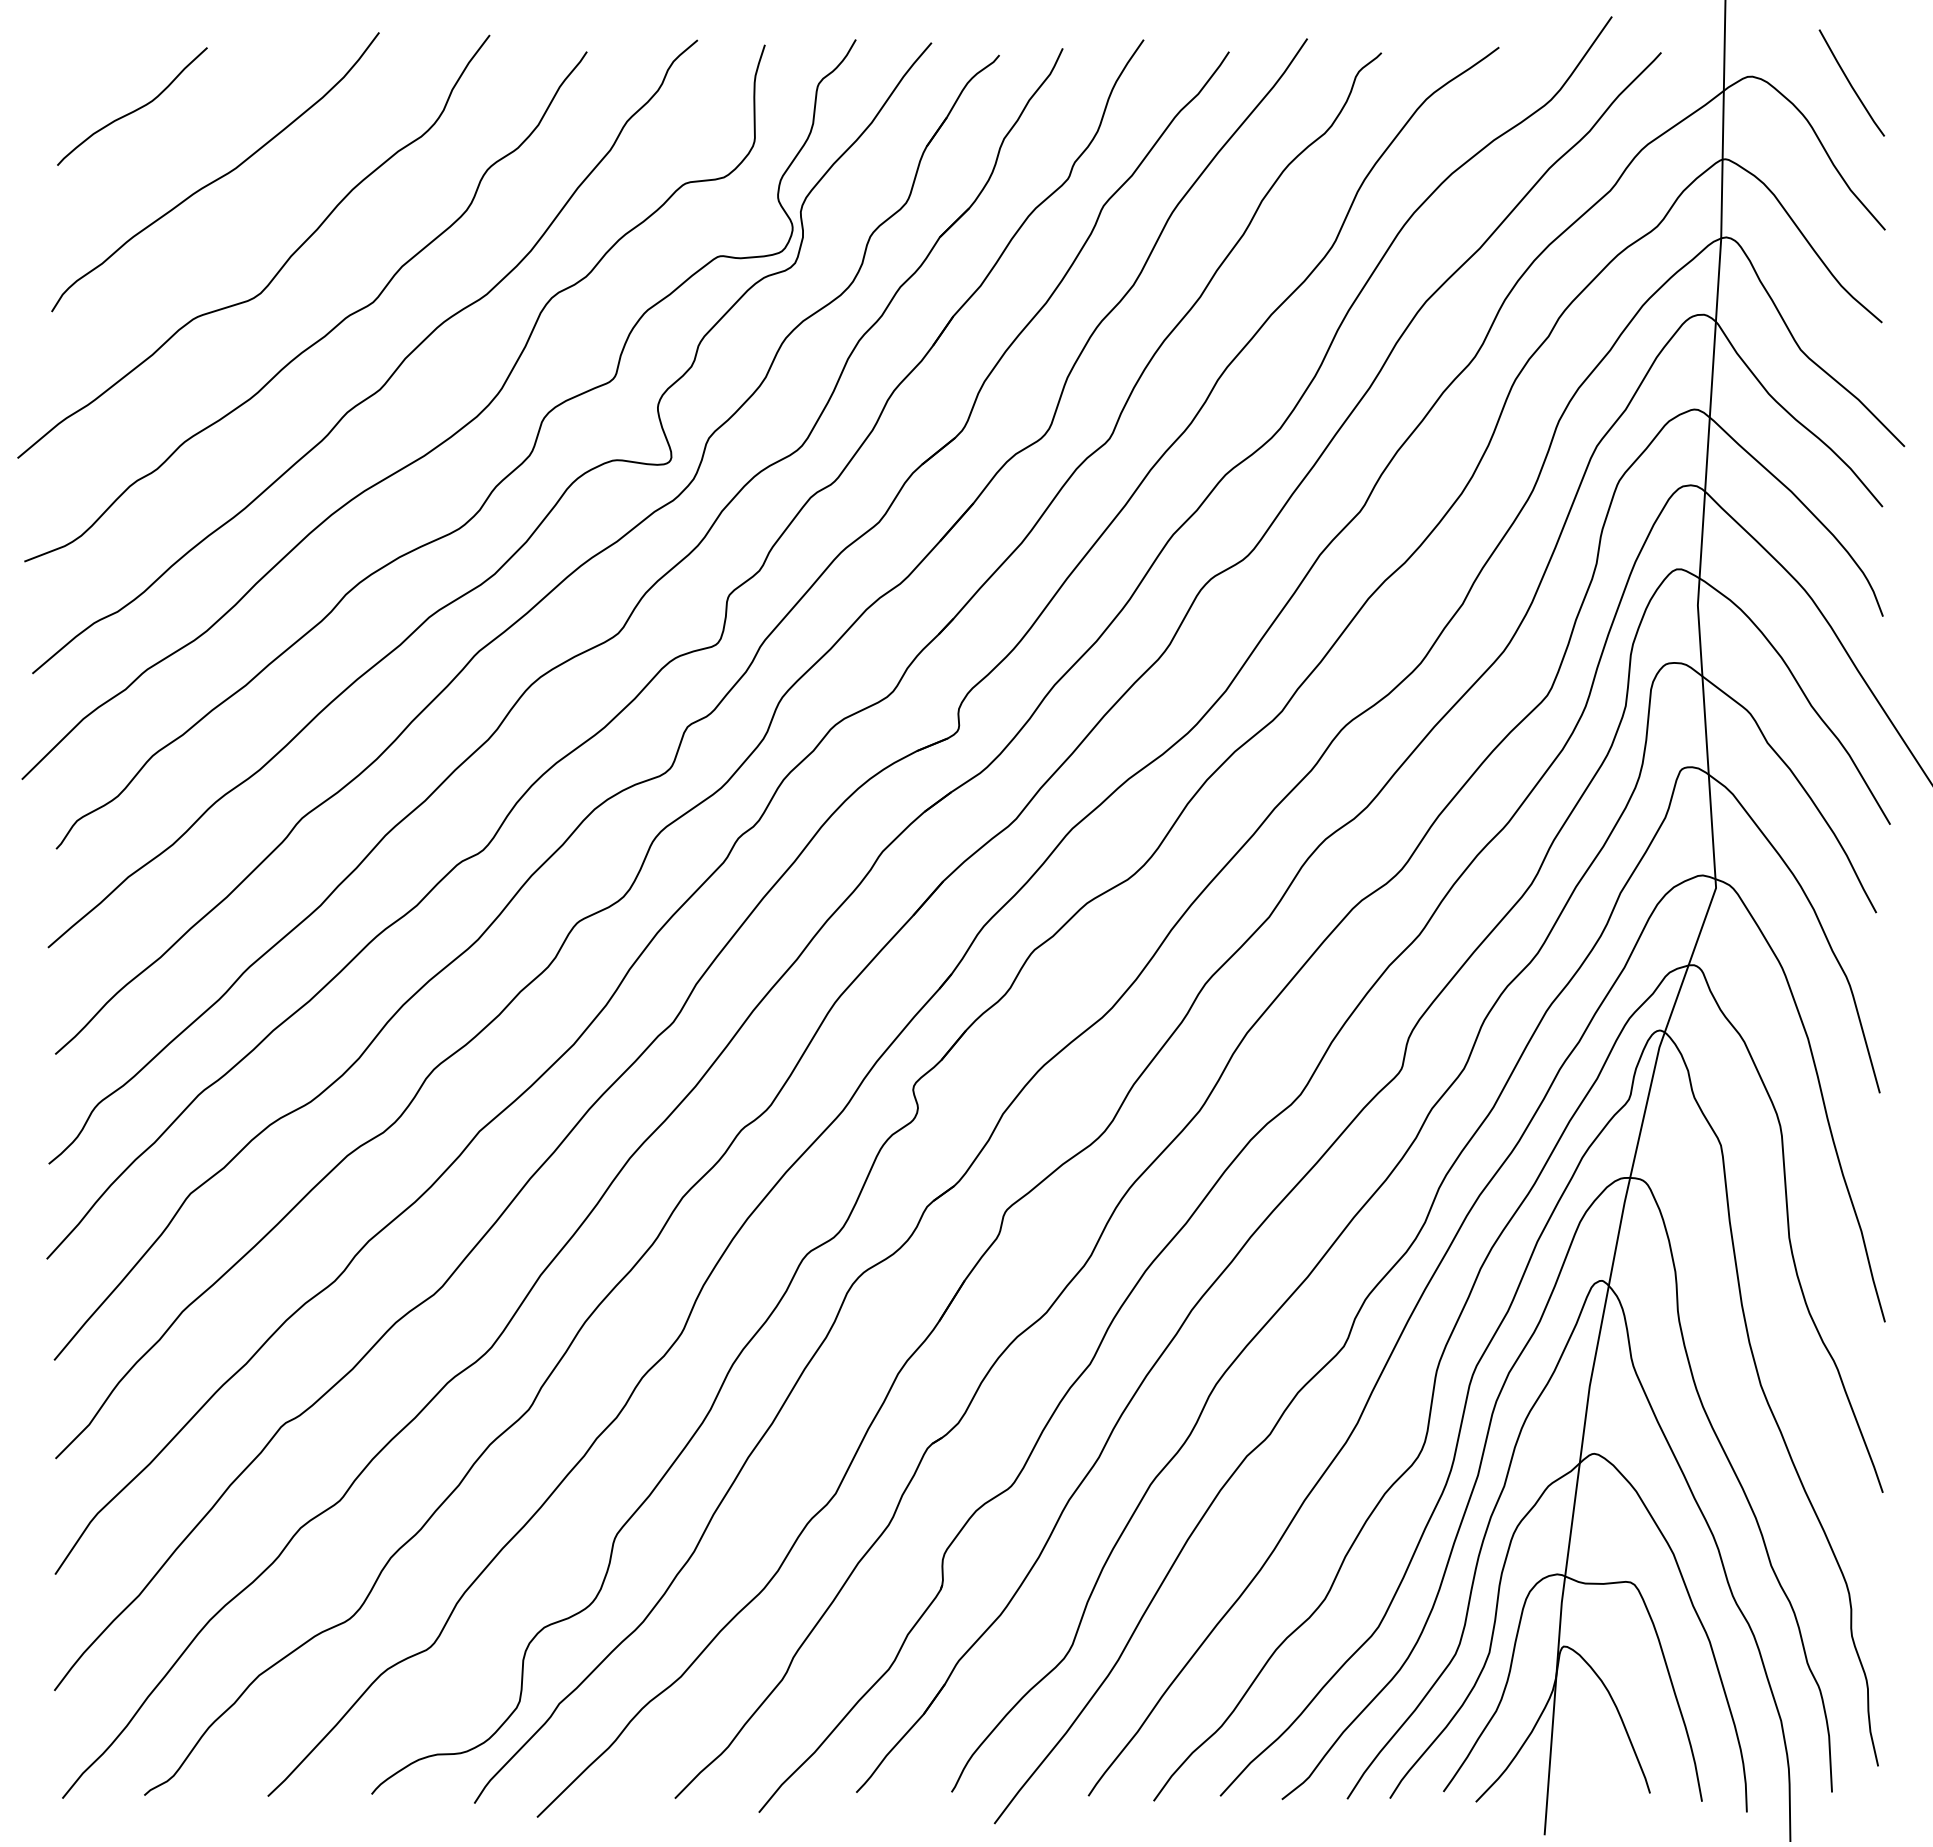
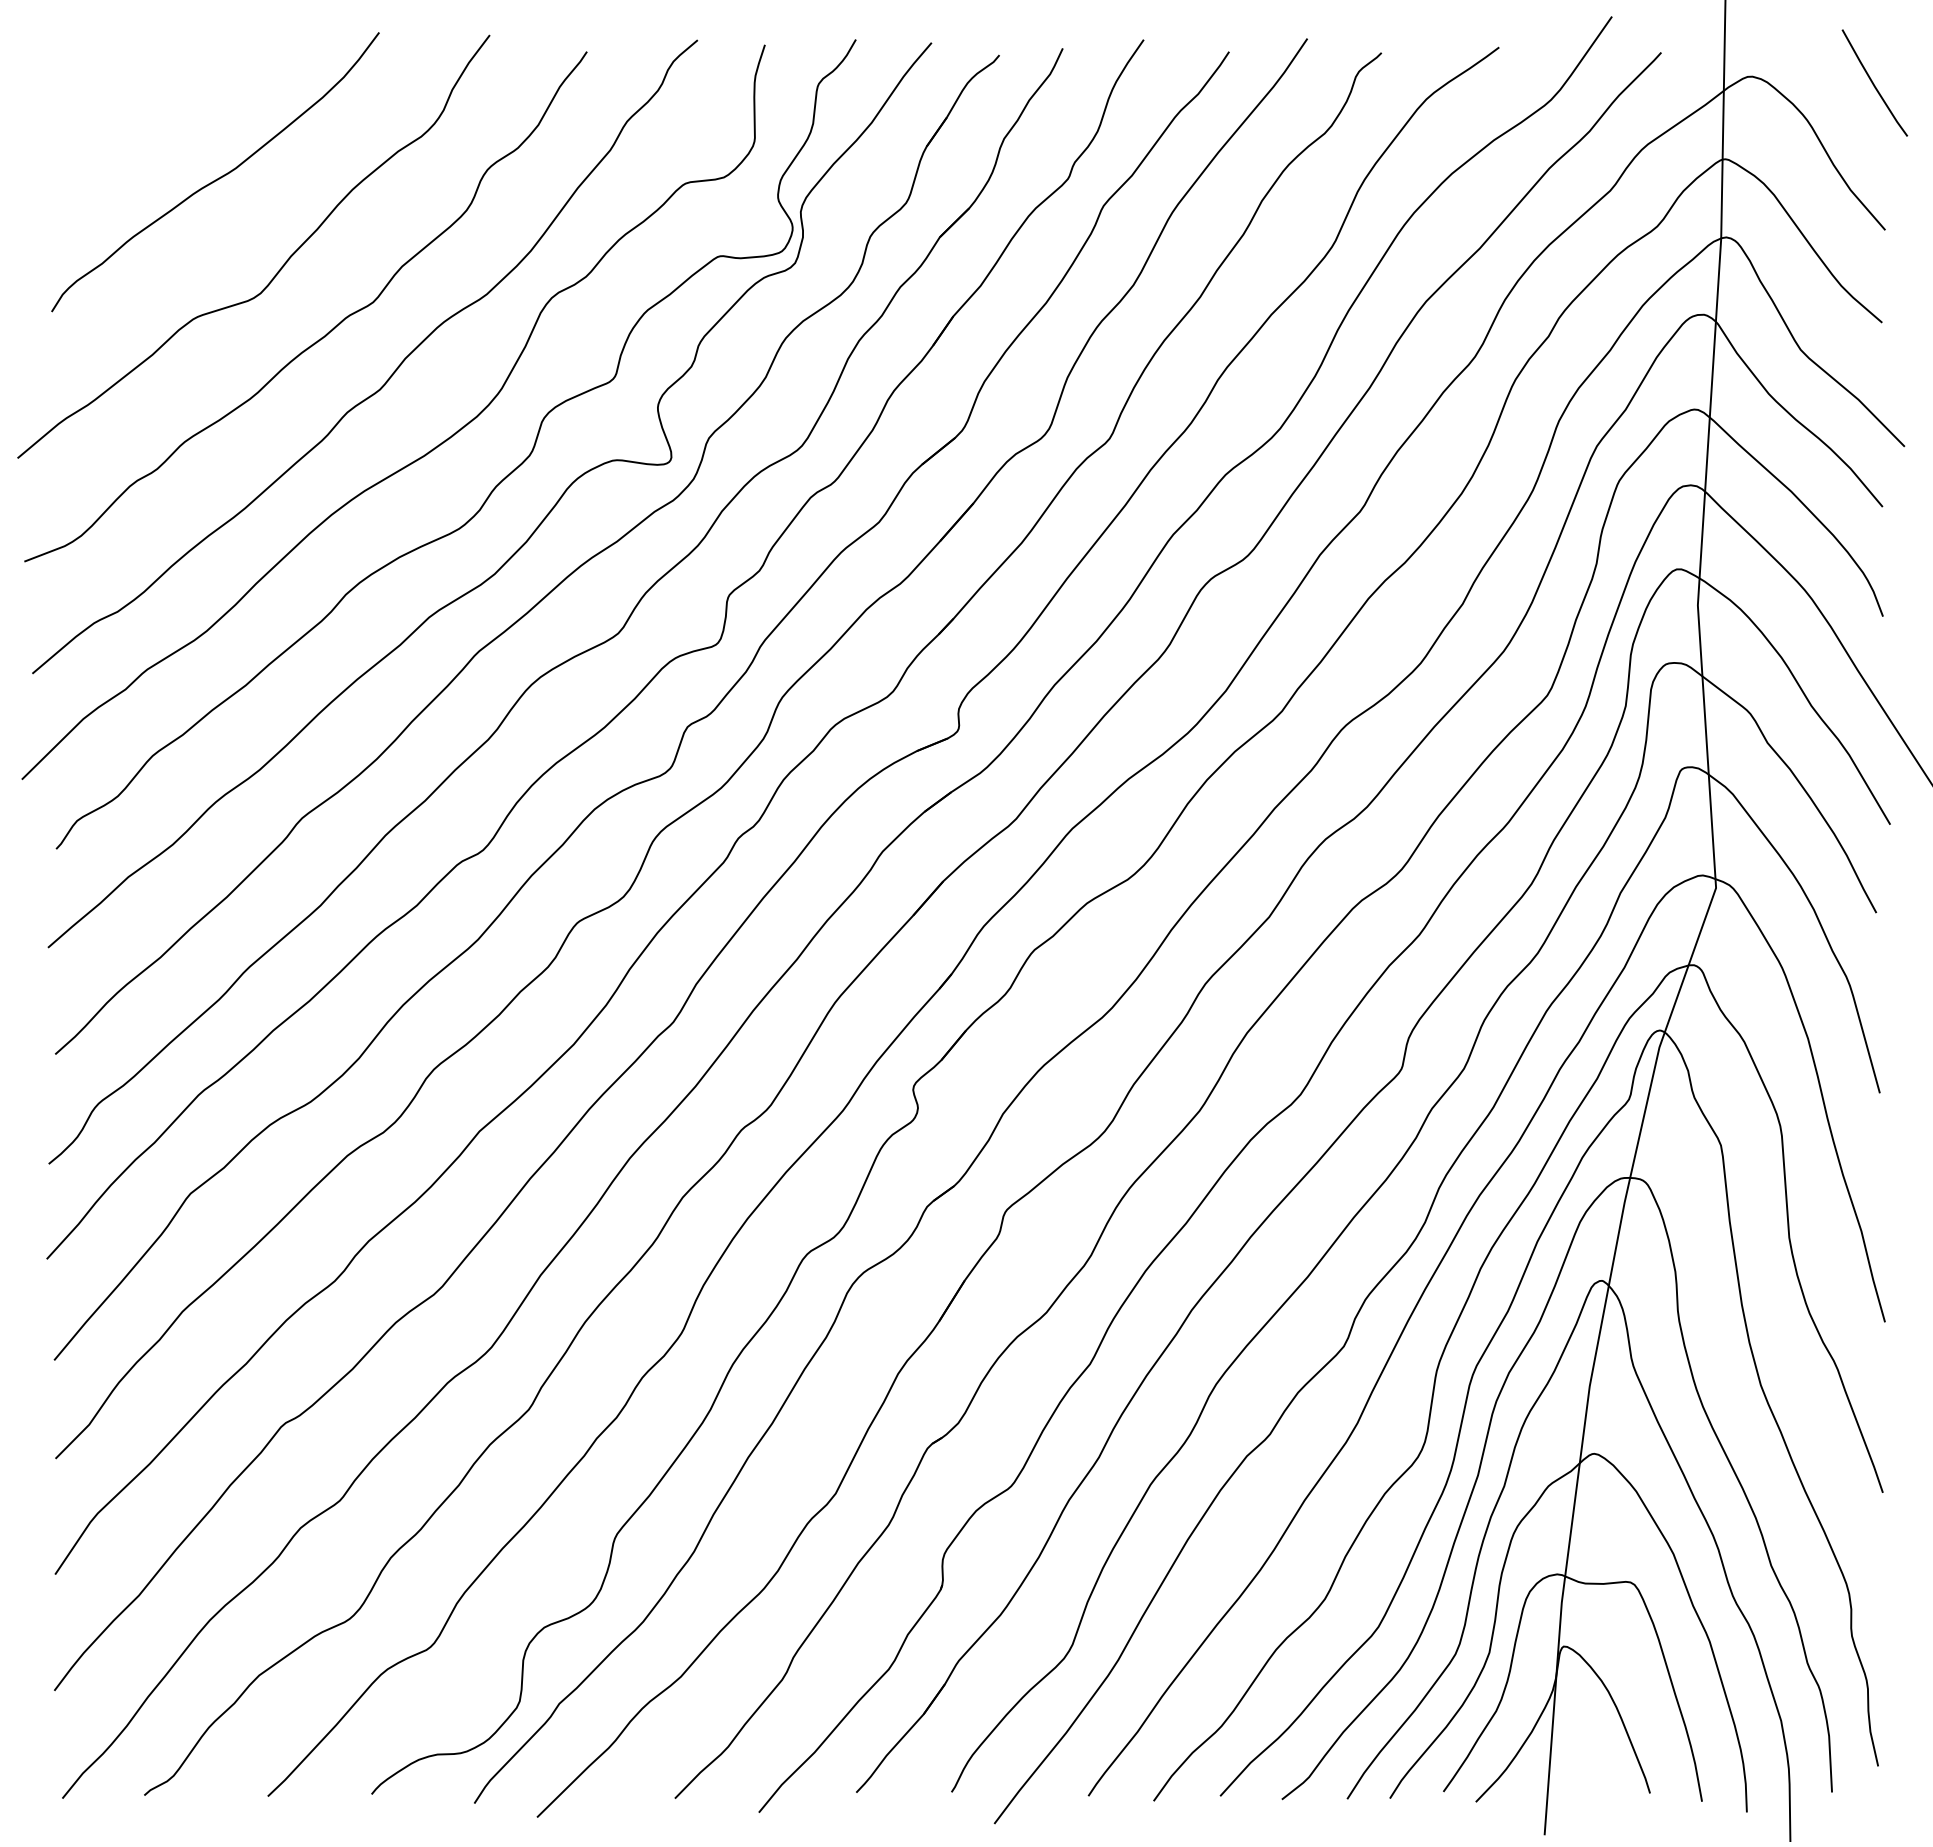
line position: (1850, 82) -> (1873, 82) (1873, 82)
curve: present -> none (133, 110)
